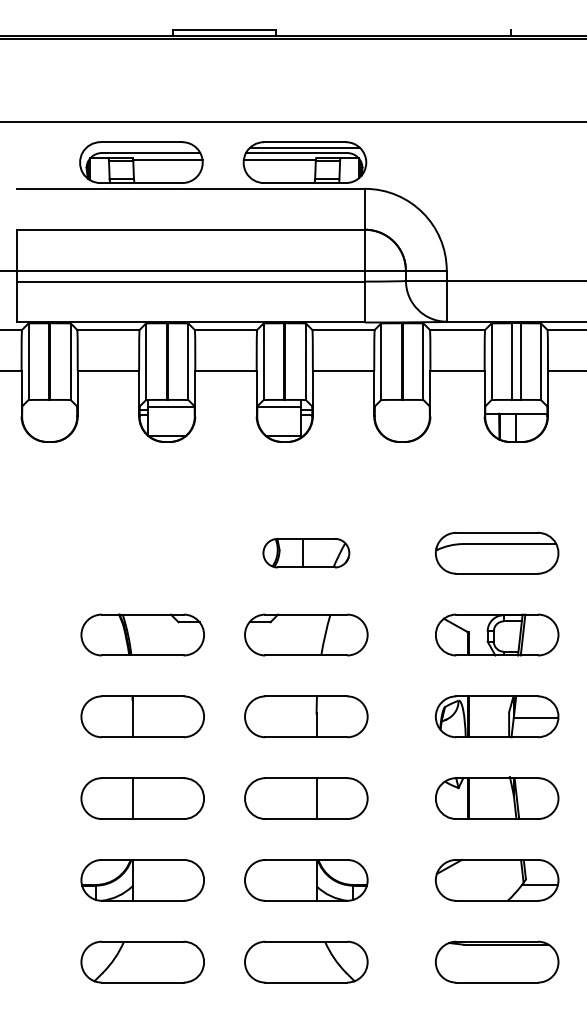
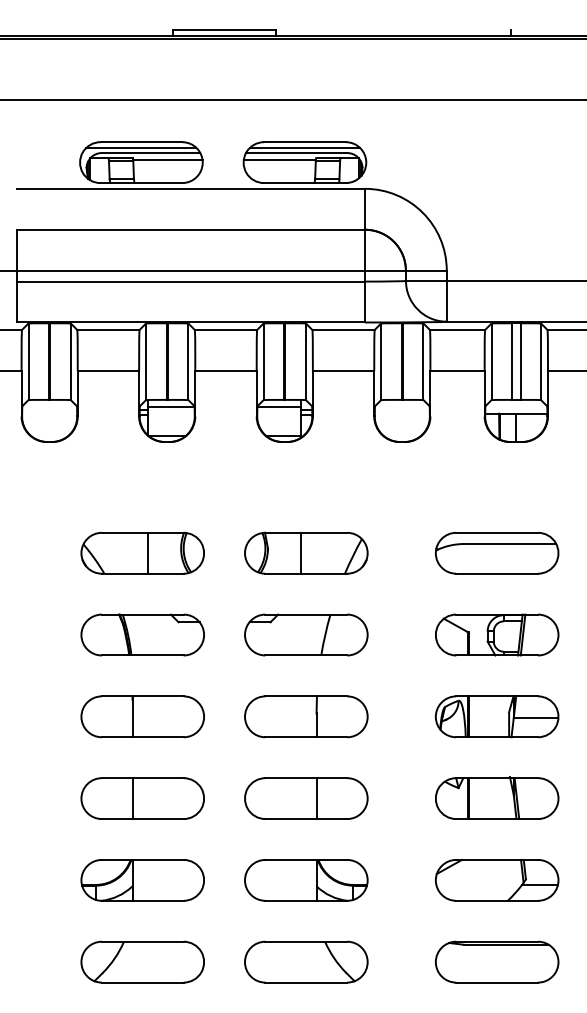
line position: (292, 121) -> (292, 99) (292, 99)
line: none -> present (141, 147)
part size: 89x32 px -> 125x44 px (306, 552)
part: none -> present (142, 553)
